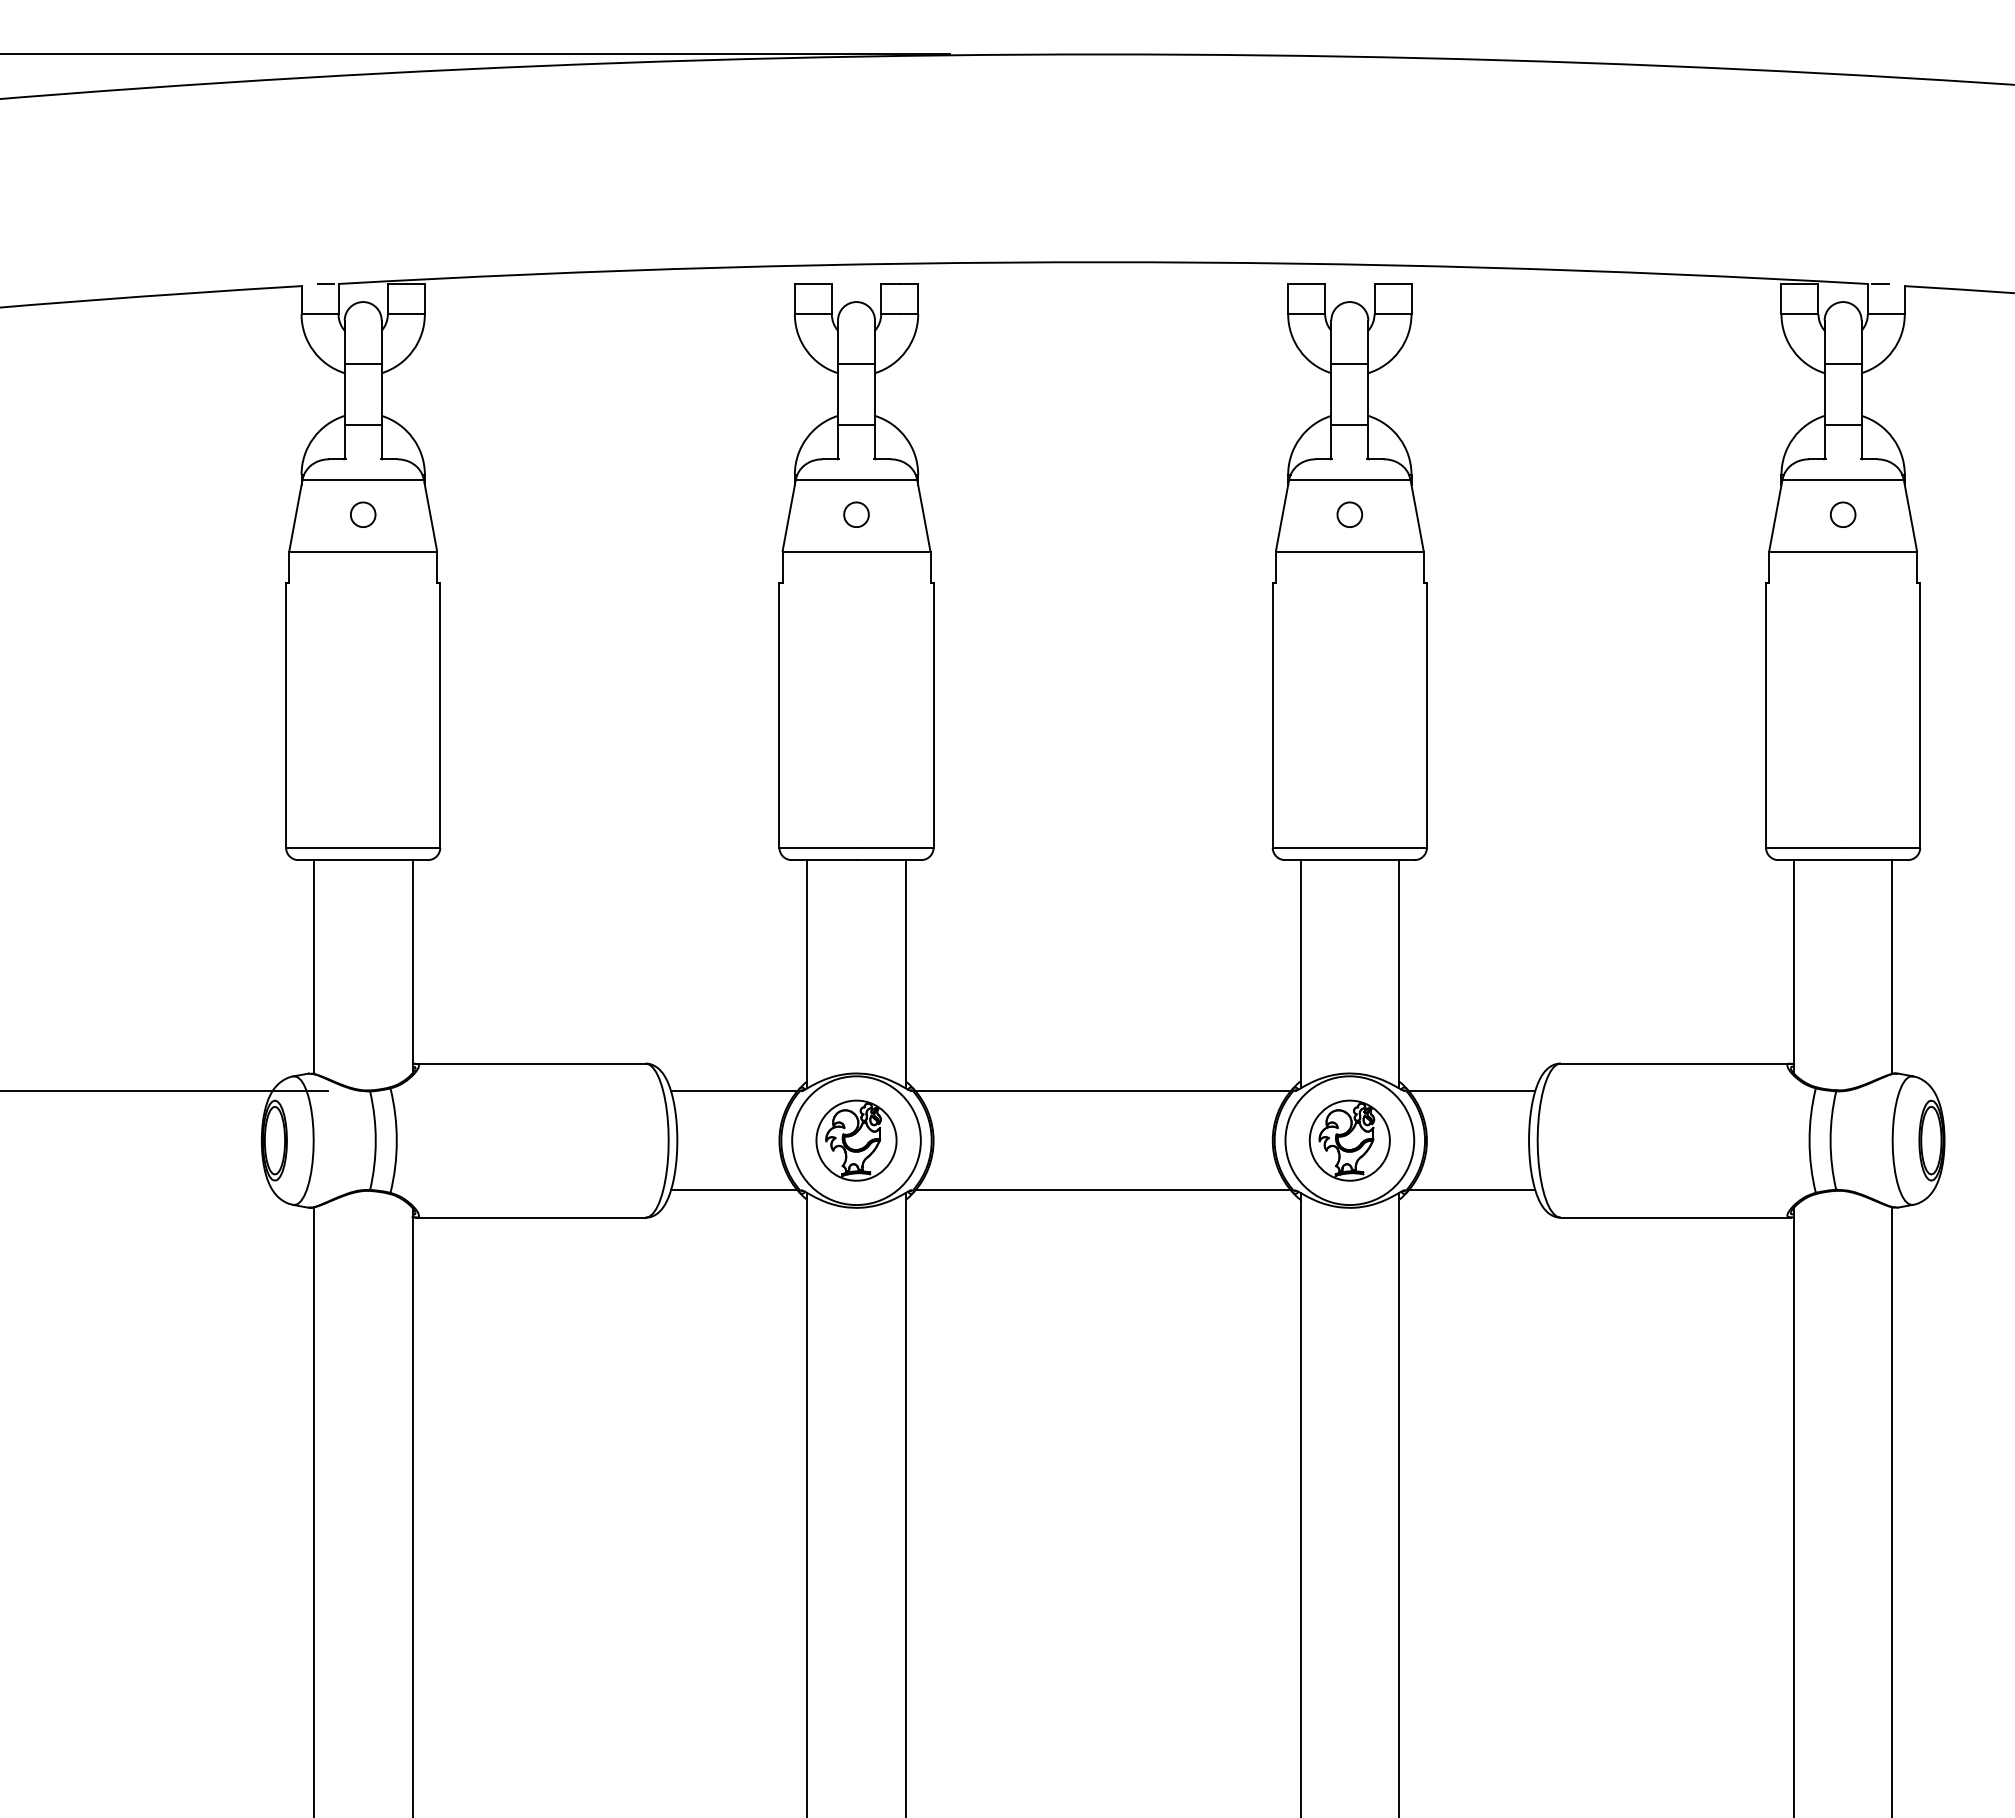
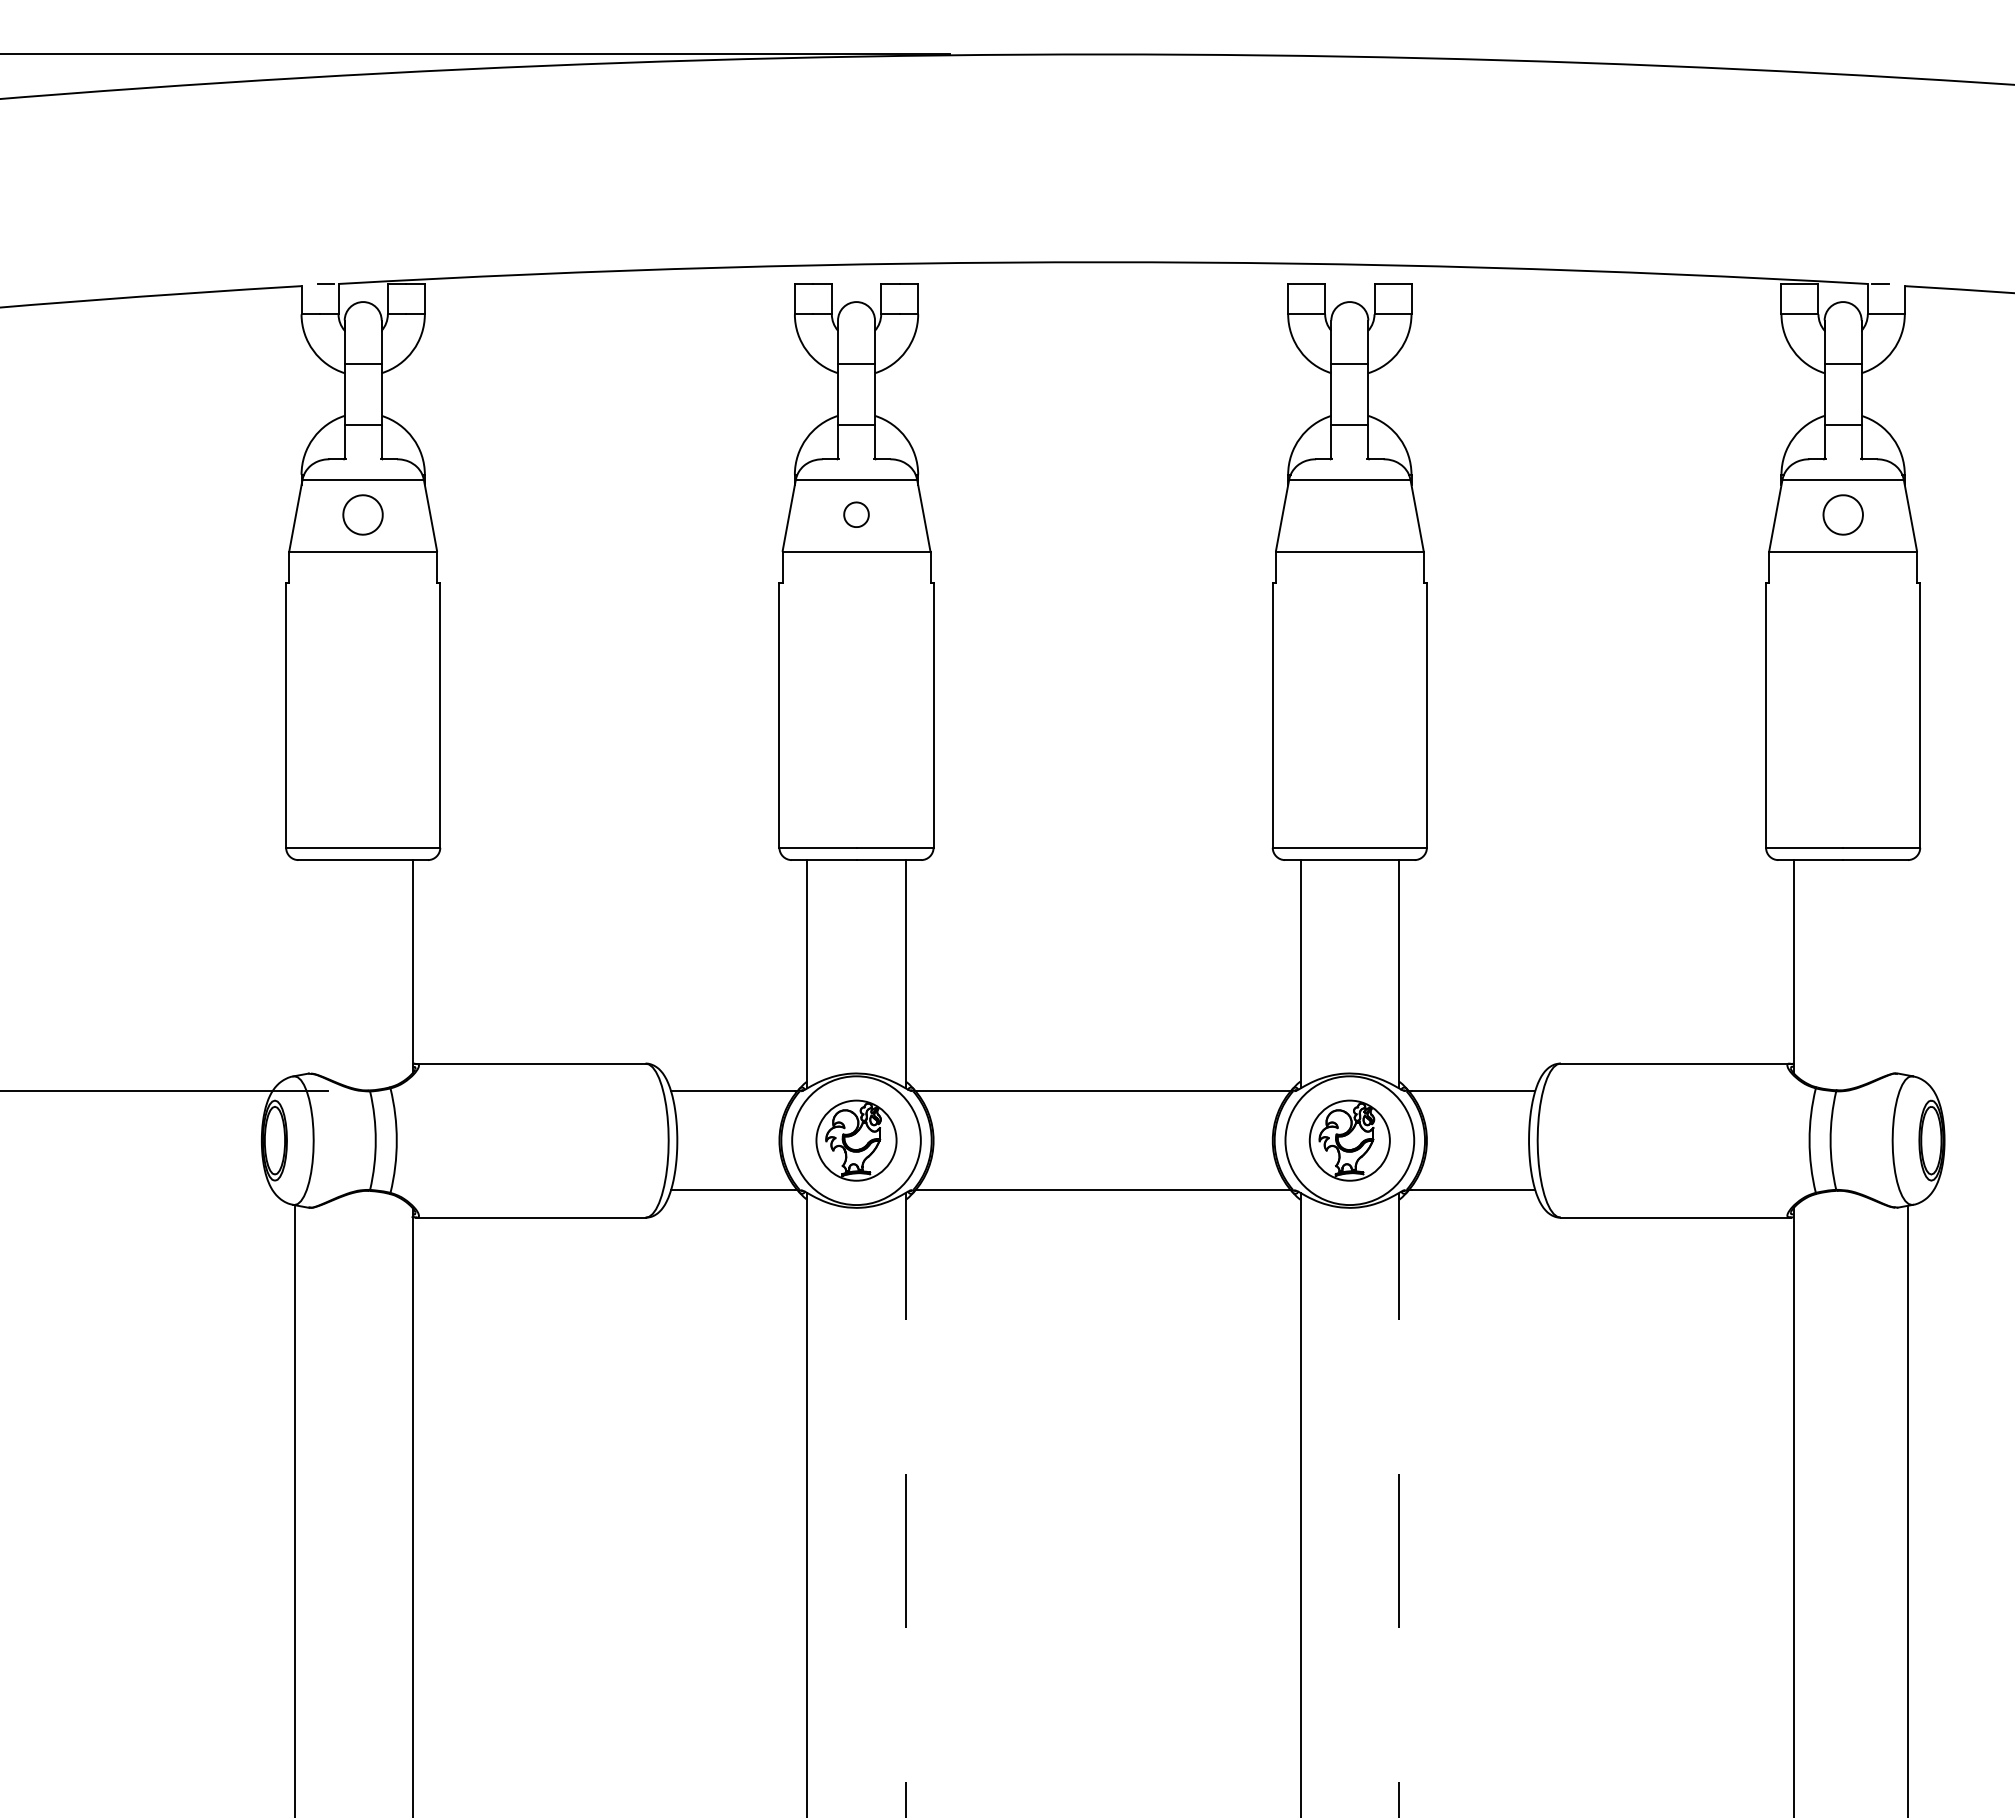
part size: 27x27 px -> 42x42 px (362, 514)
part: present -> none (1349, 514)
part size: 28x27 px -> 42x42 px (1842, 514)
line: present -> none (1892, 966)
line: present -> none (313, 967)
line: solid -> dashed (905, 1504)
line: solid -> dashed (1399, 1504)
line position: (313, 1510) -> (294, 1510) (294, 1510)
line position: (1892, 1510) -> (1908, 1510) (1908, 1510)
